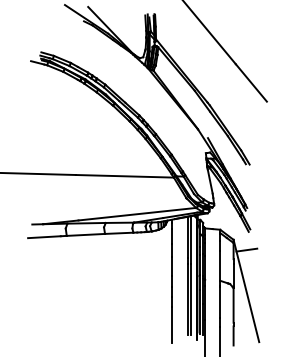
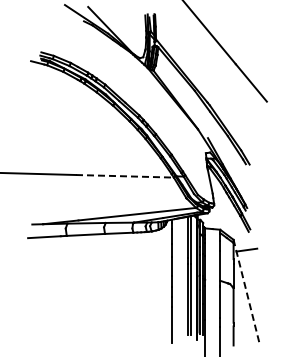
line: solid -> dashed (124, 176)
line: solid -> dashed (246, 290)
